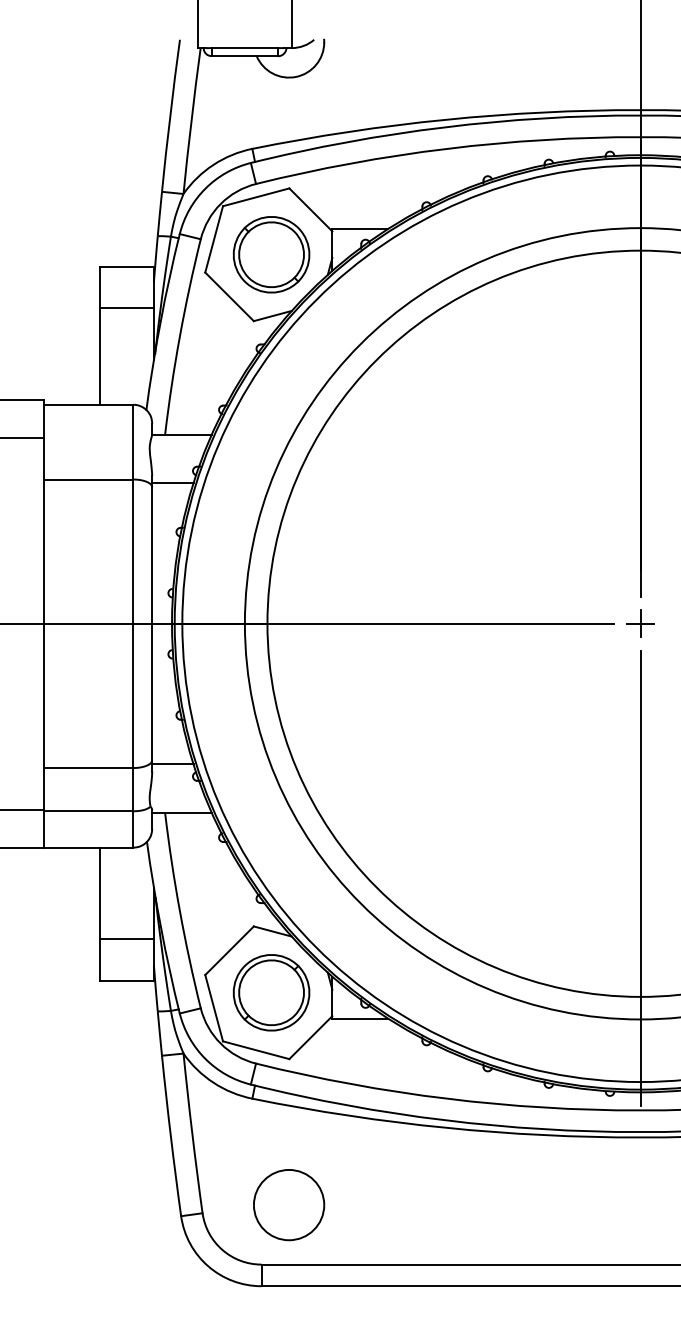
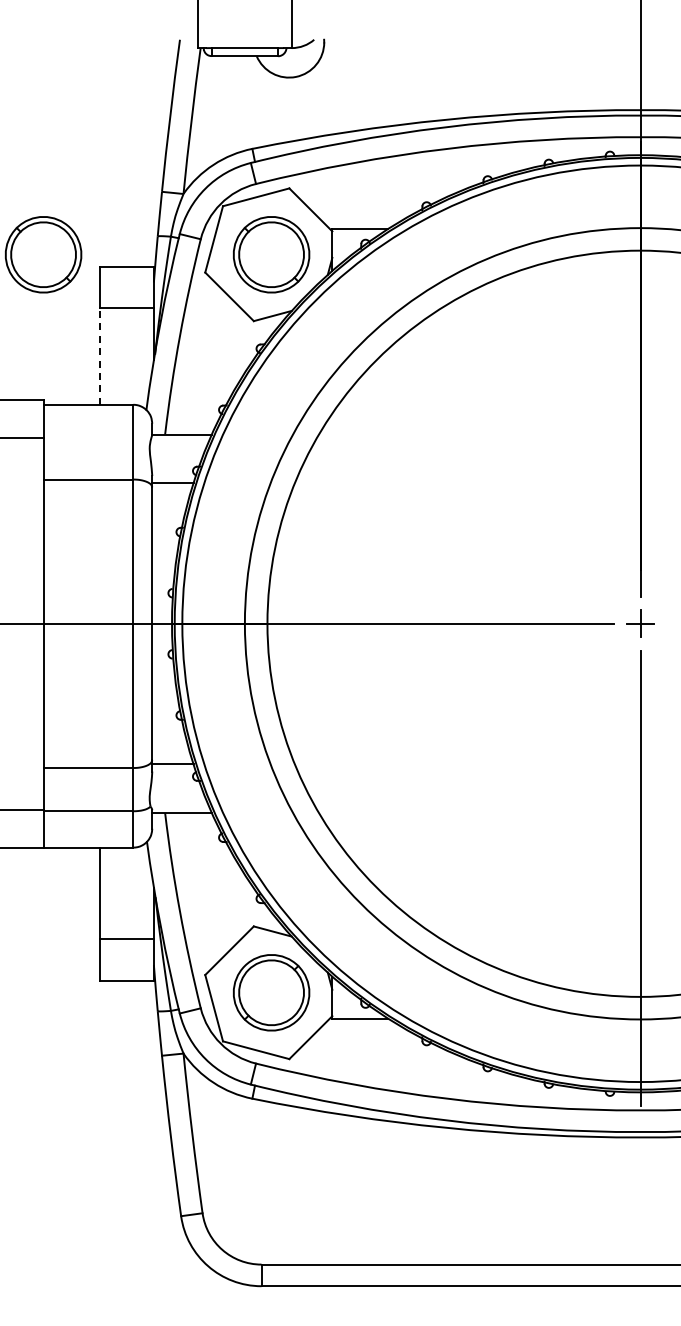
part: none -> present (43, 254)
line: solid -> dashed (99, 356)
part: present -> none (289, 1205)
